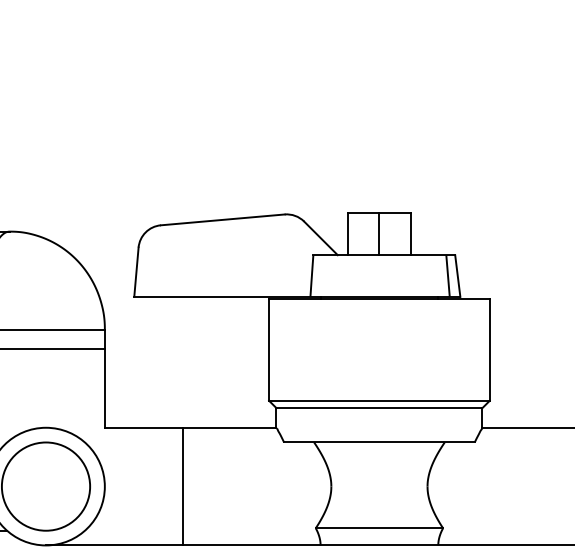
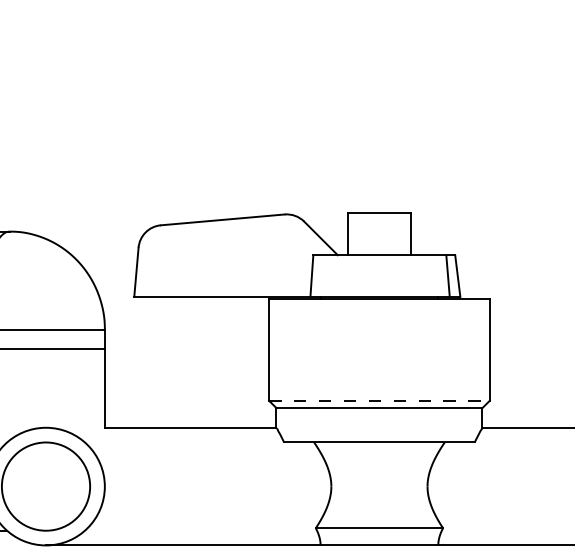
line: present -> none (379, 234)
line: solid -> dashed (379, 400)
line: present -> none (183, 486)
